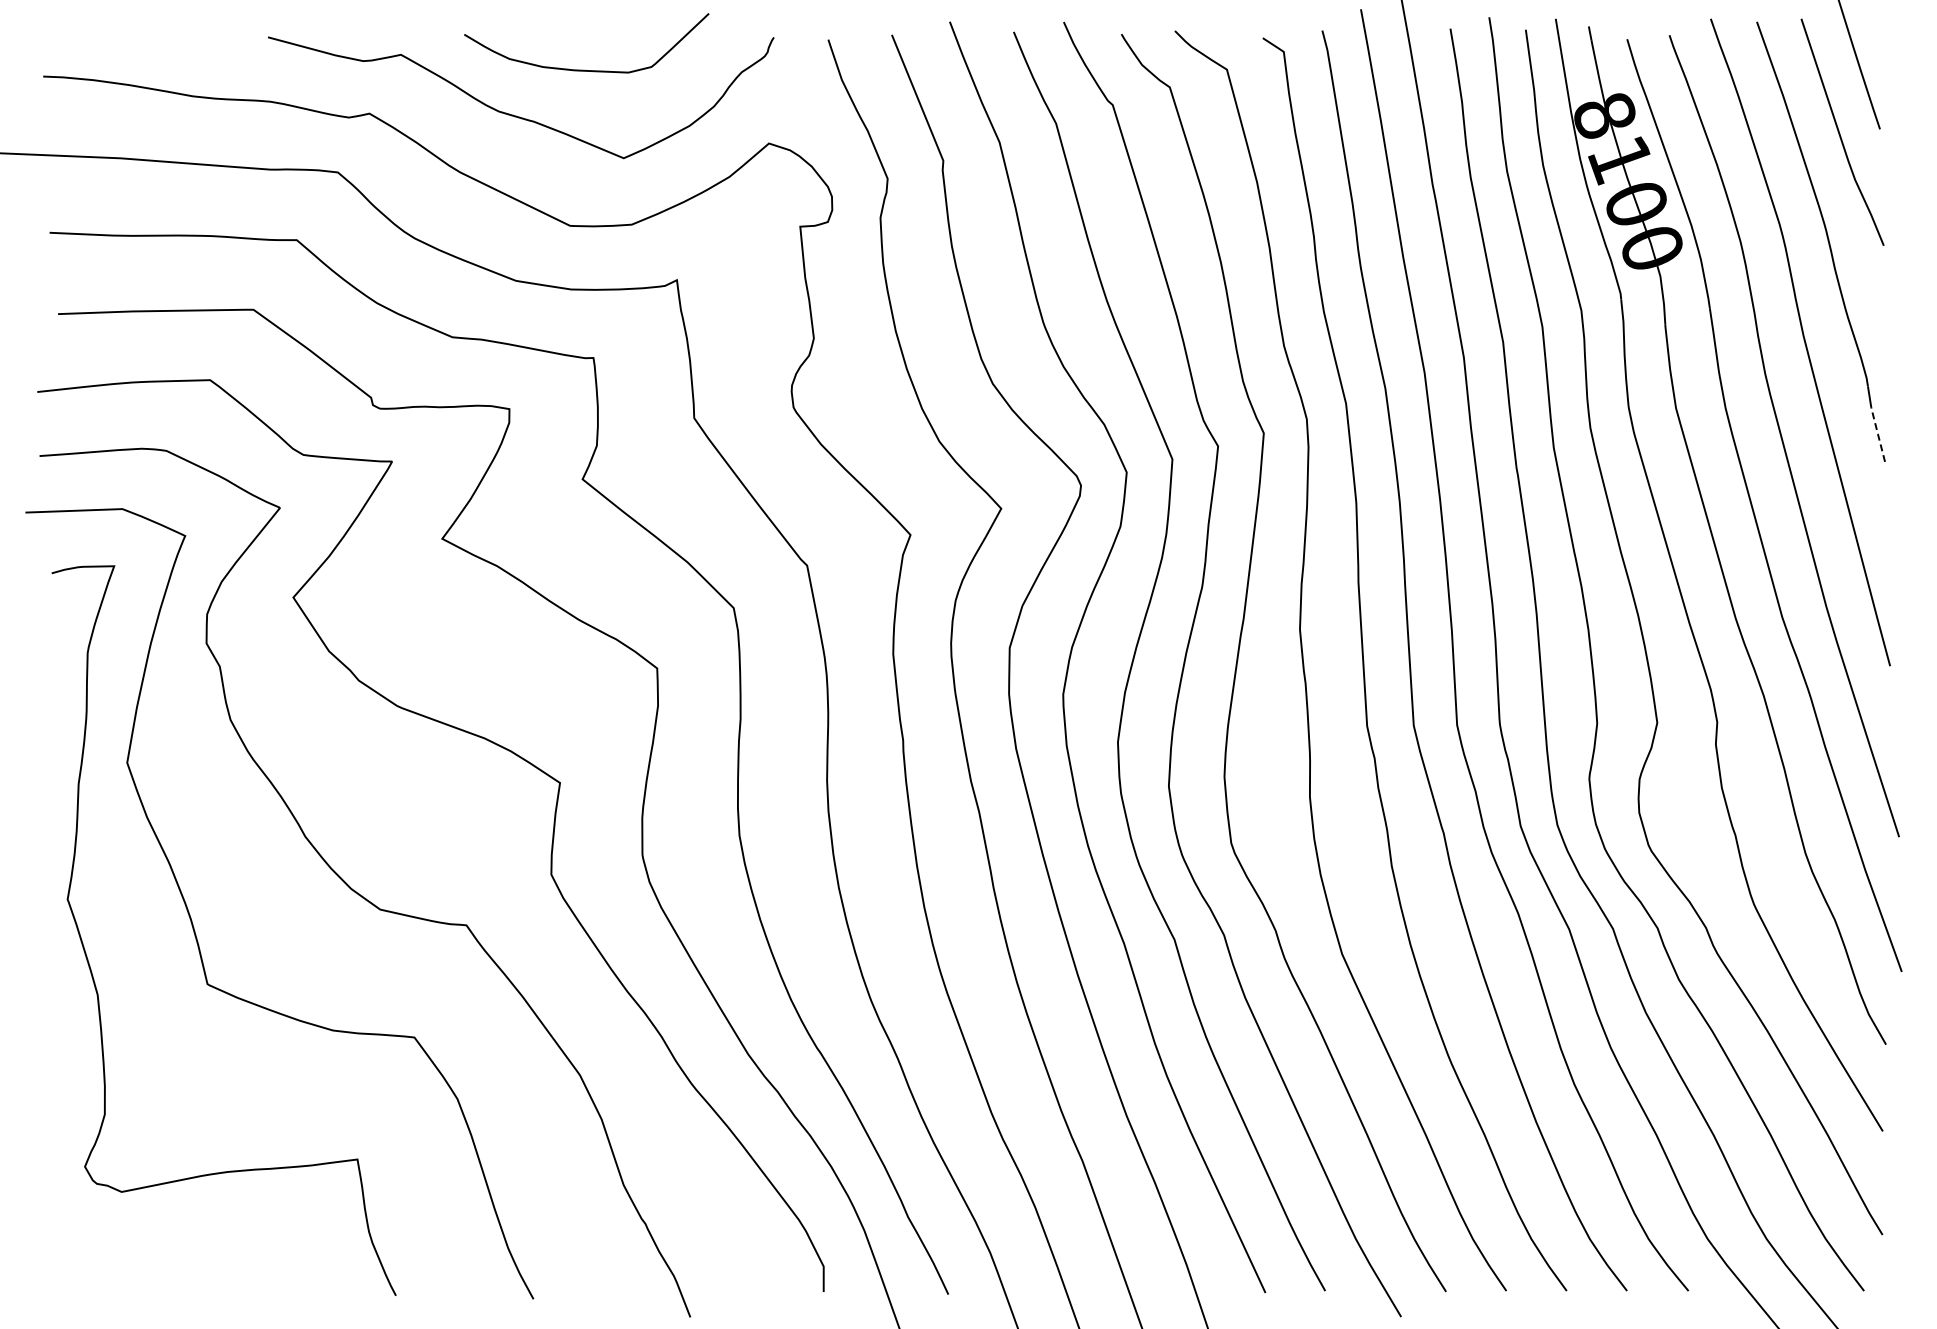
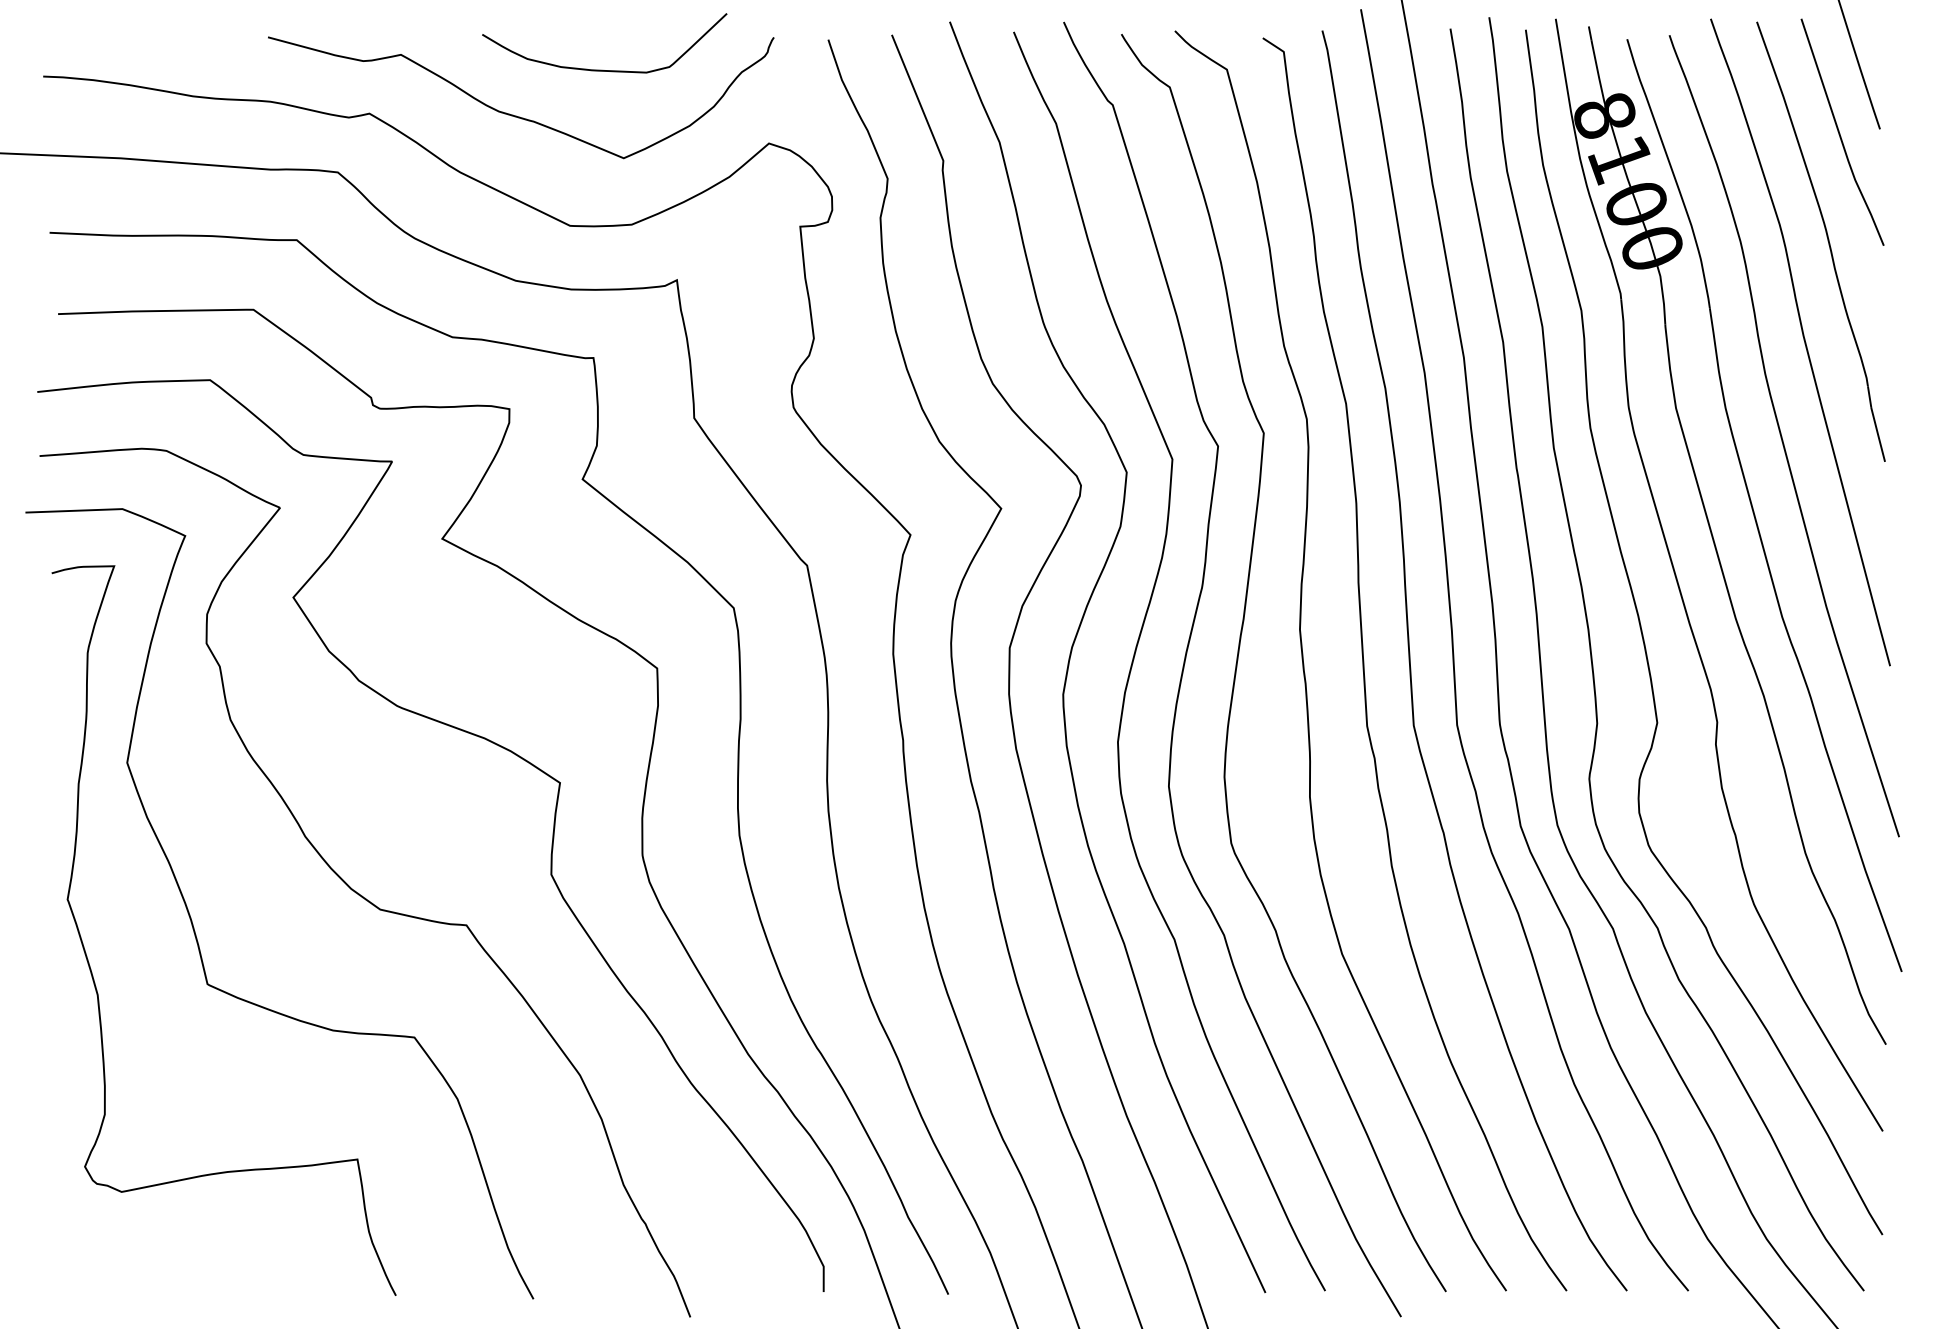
curve position: (584, 69) -> (602, 69) (602, 69)
line: dashed -> solid (1877, 434)
